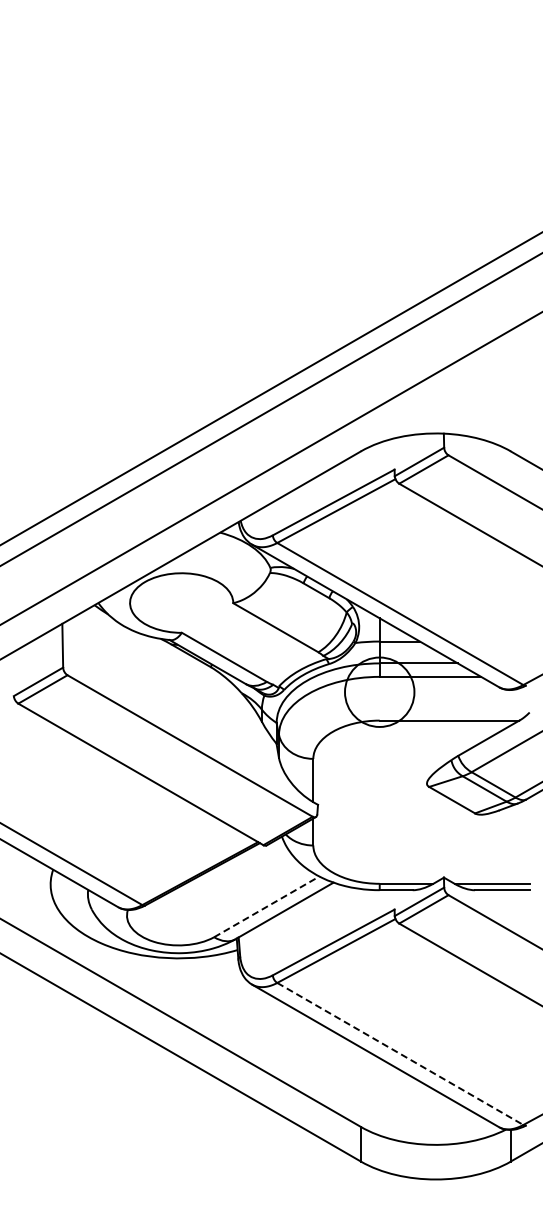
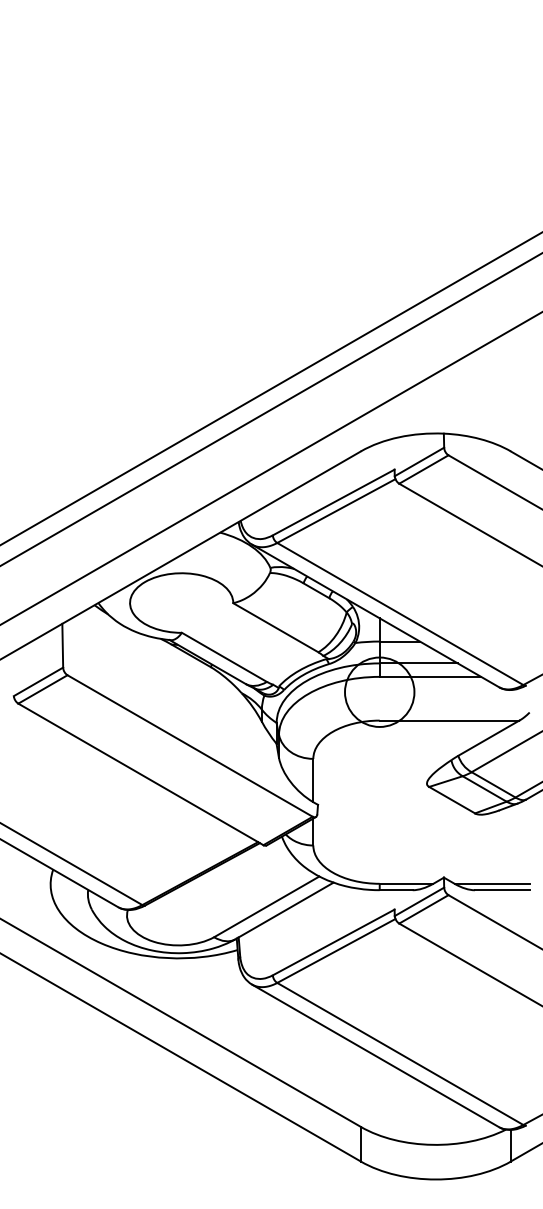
line: dashed -> solid (266, 906)
line: dashed -> solid (400, 1054)
